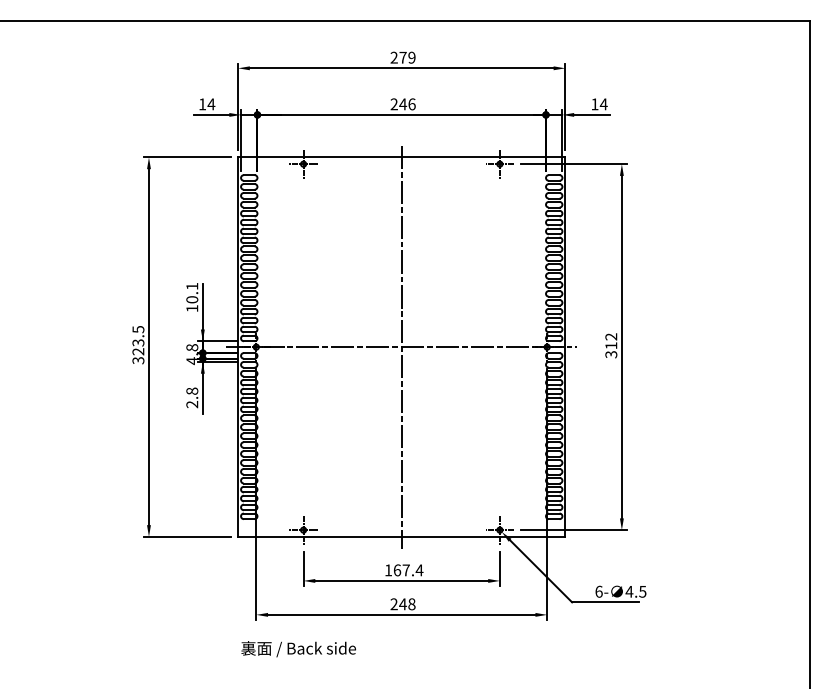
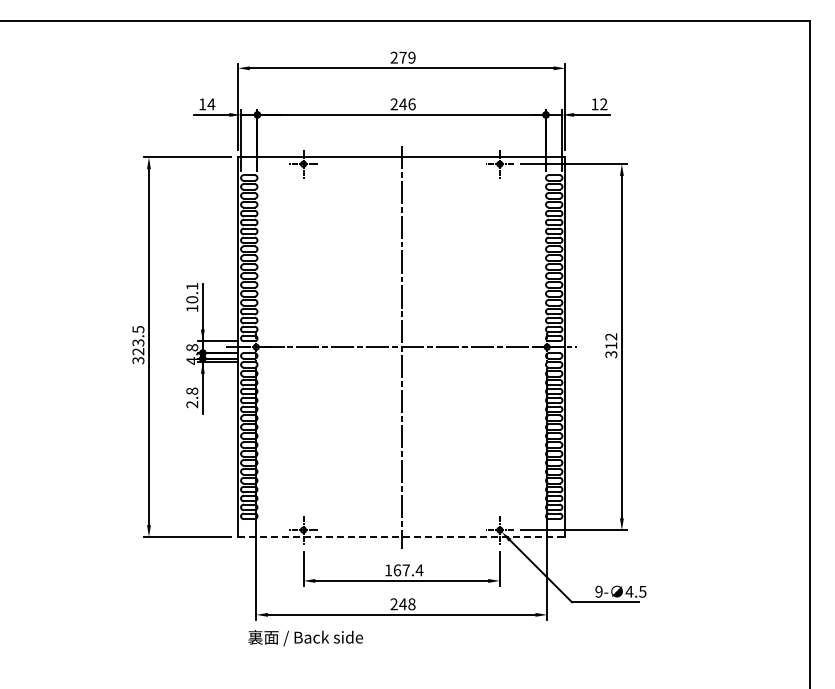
text: 14 -> 12 (603, 104)
line: solid -> dashed (401, 536)
text: 6- -> 9- (598, 591)
text position: (298, 649) -> (305, 638) (305, 638)
